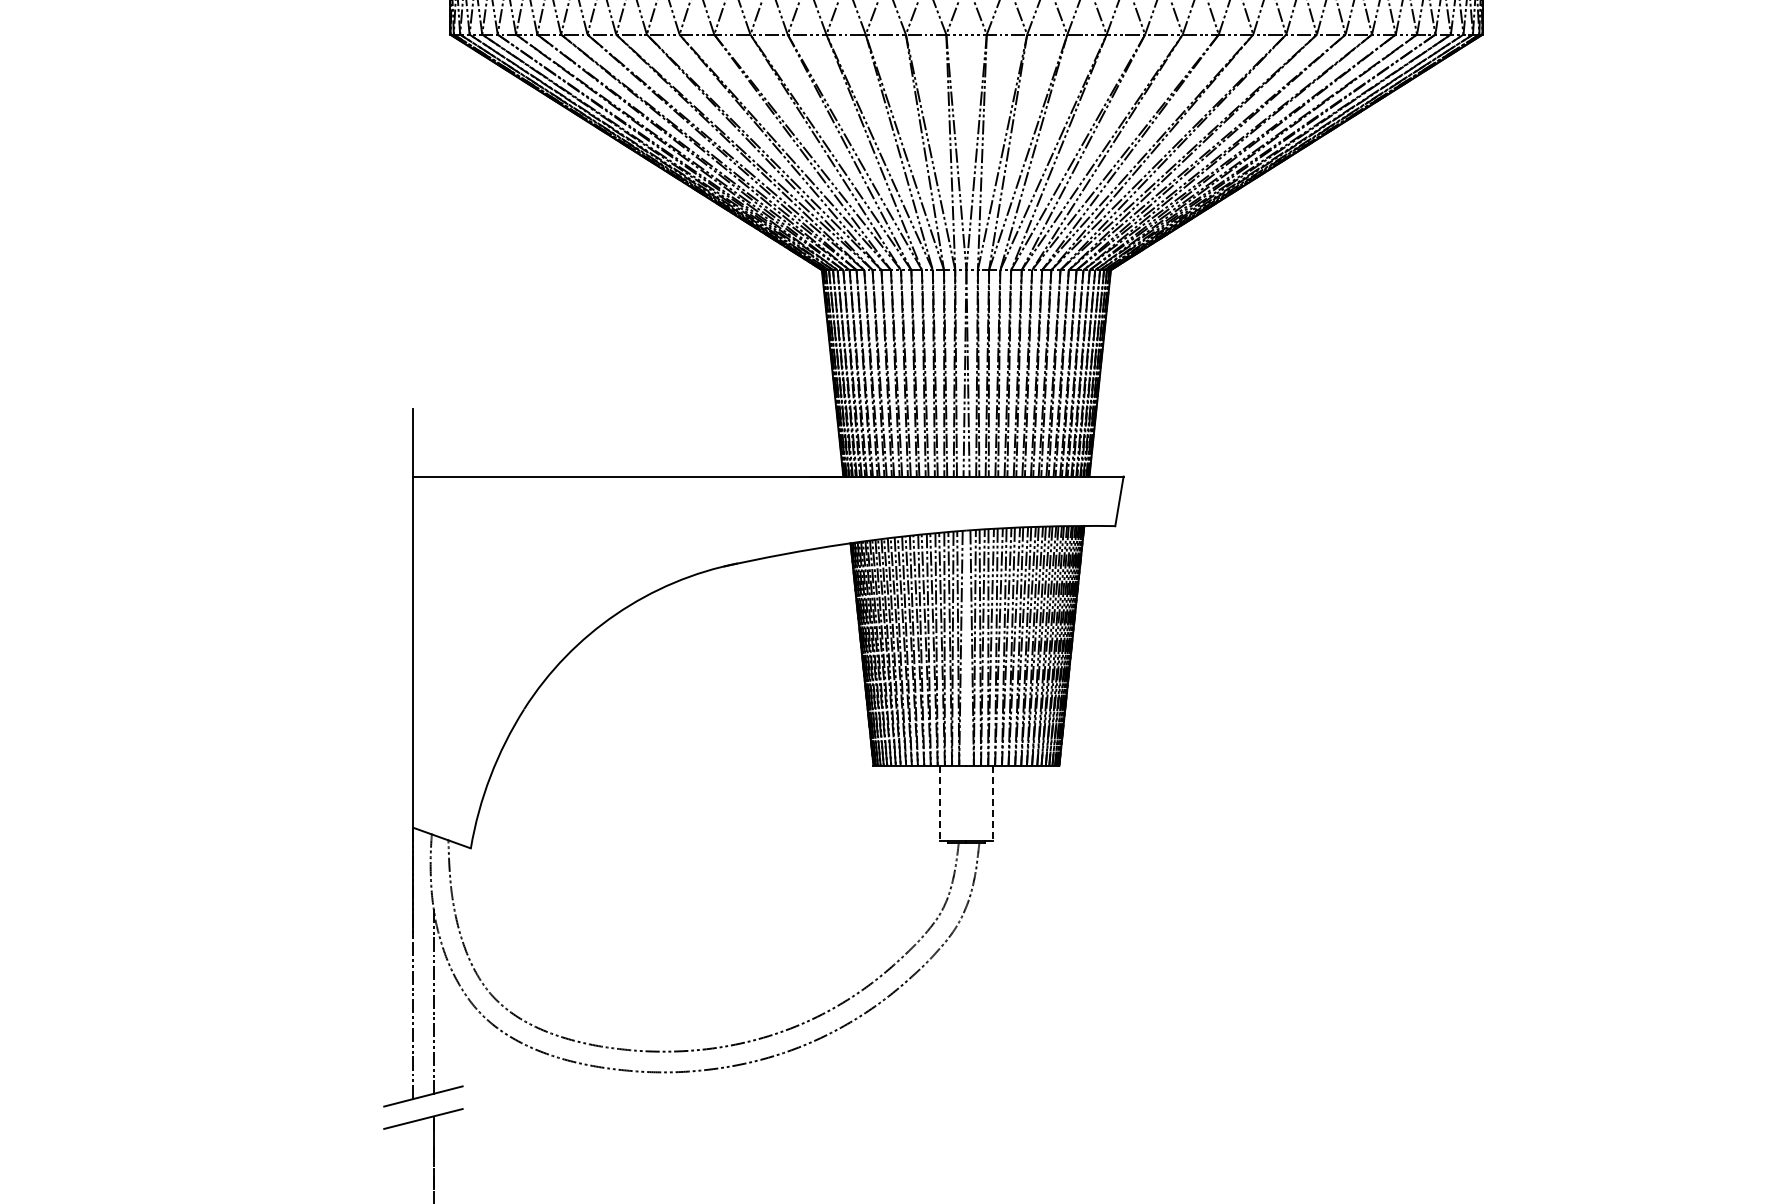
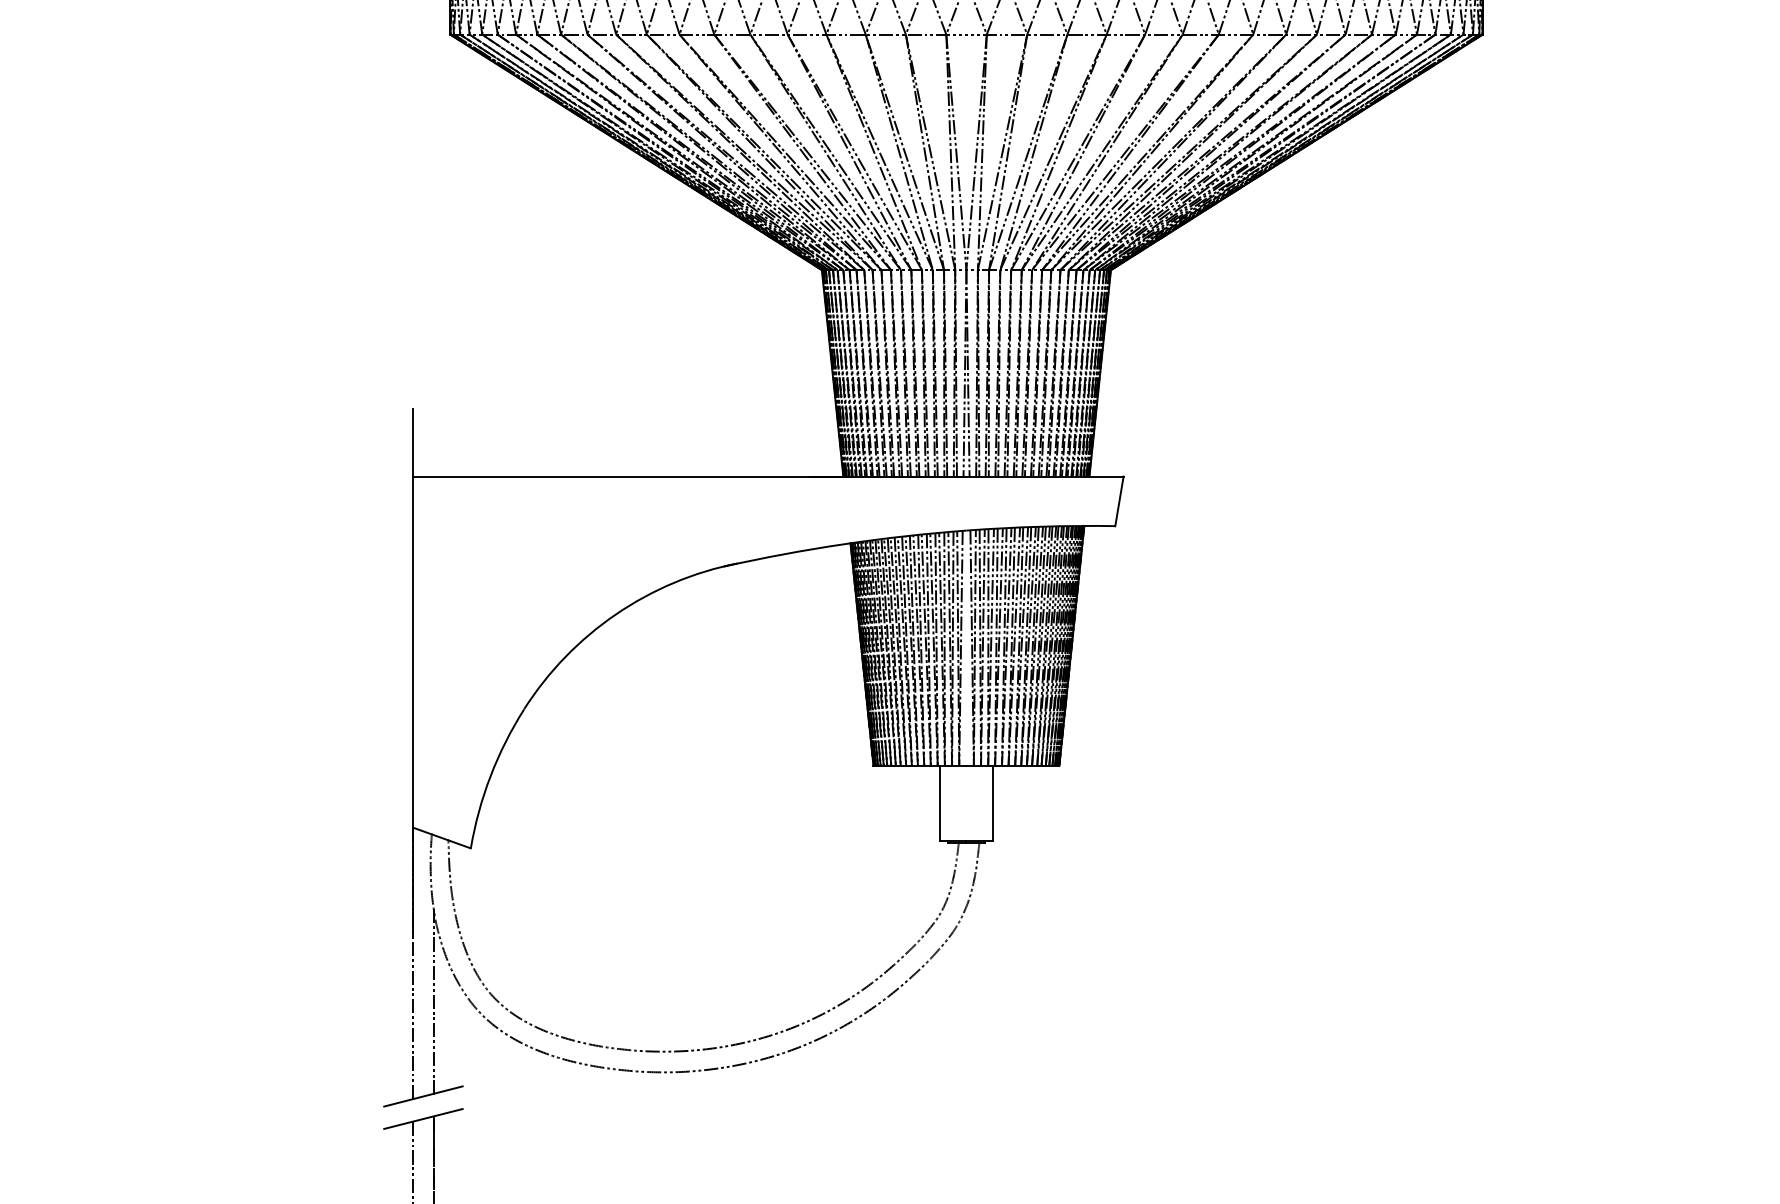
line: dashed -> solid (939, 803)
line: dashed -> solid (993, 803)
line: none -> present (413, 1160)
